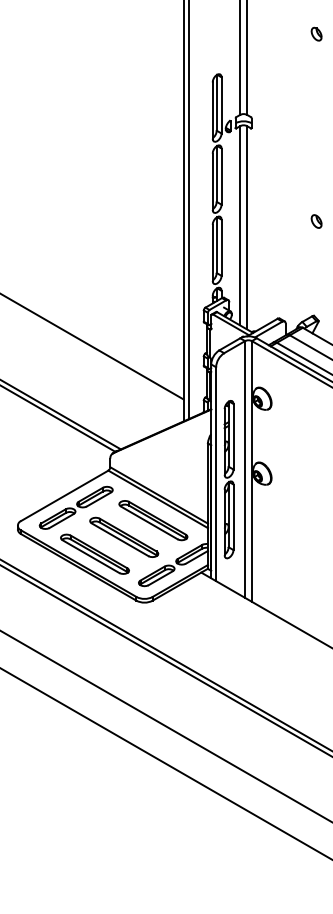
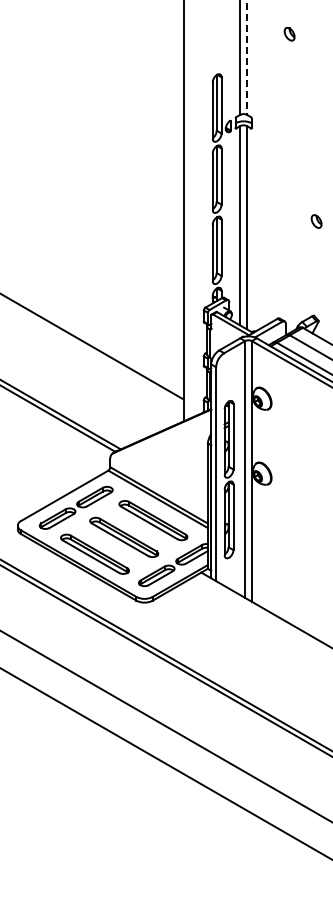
part position: (316, 33) -> (289, 33) (289, 33)
line: solid -> dashed (247, 57)
line: present -> none (188, 210)
